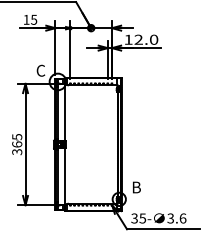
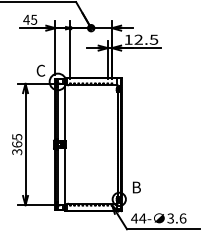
text: 15 -> 45 (26, 19)
text: 12.0 -> 12.5 (153, 39)
text: 35- -> 44- (138, 218)
